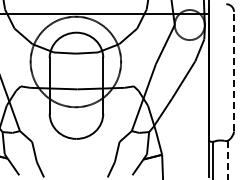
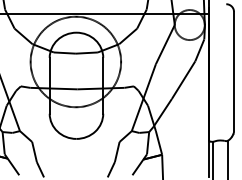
line: dashed -> solid (234, 71)
line: dashed -> solid (227, 160)
